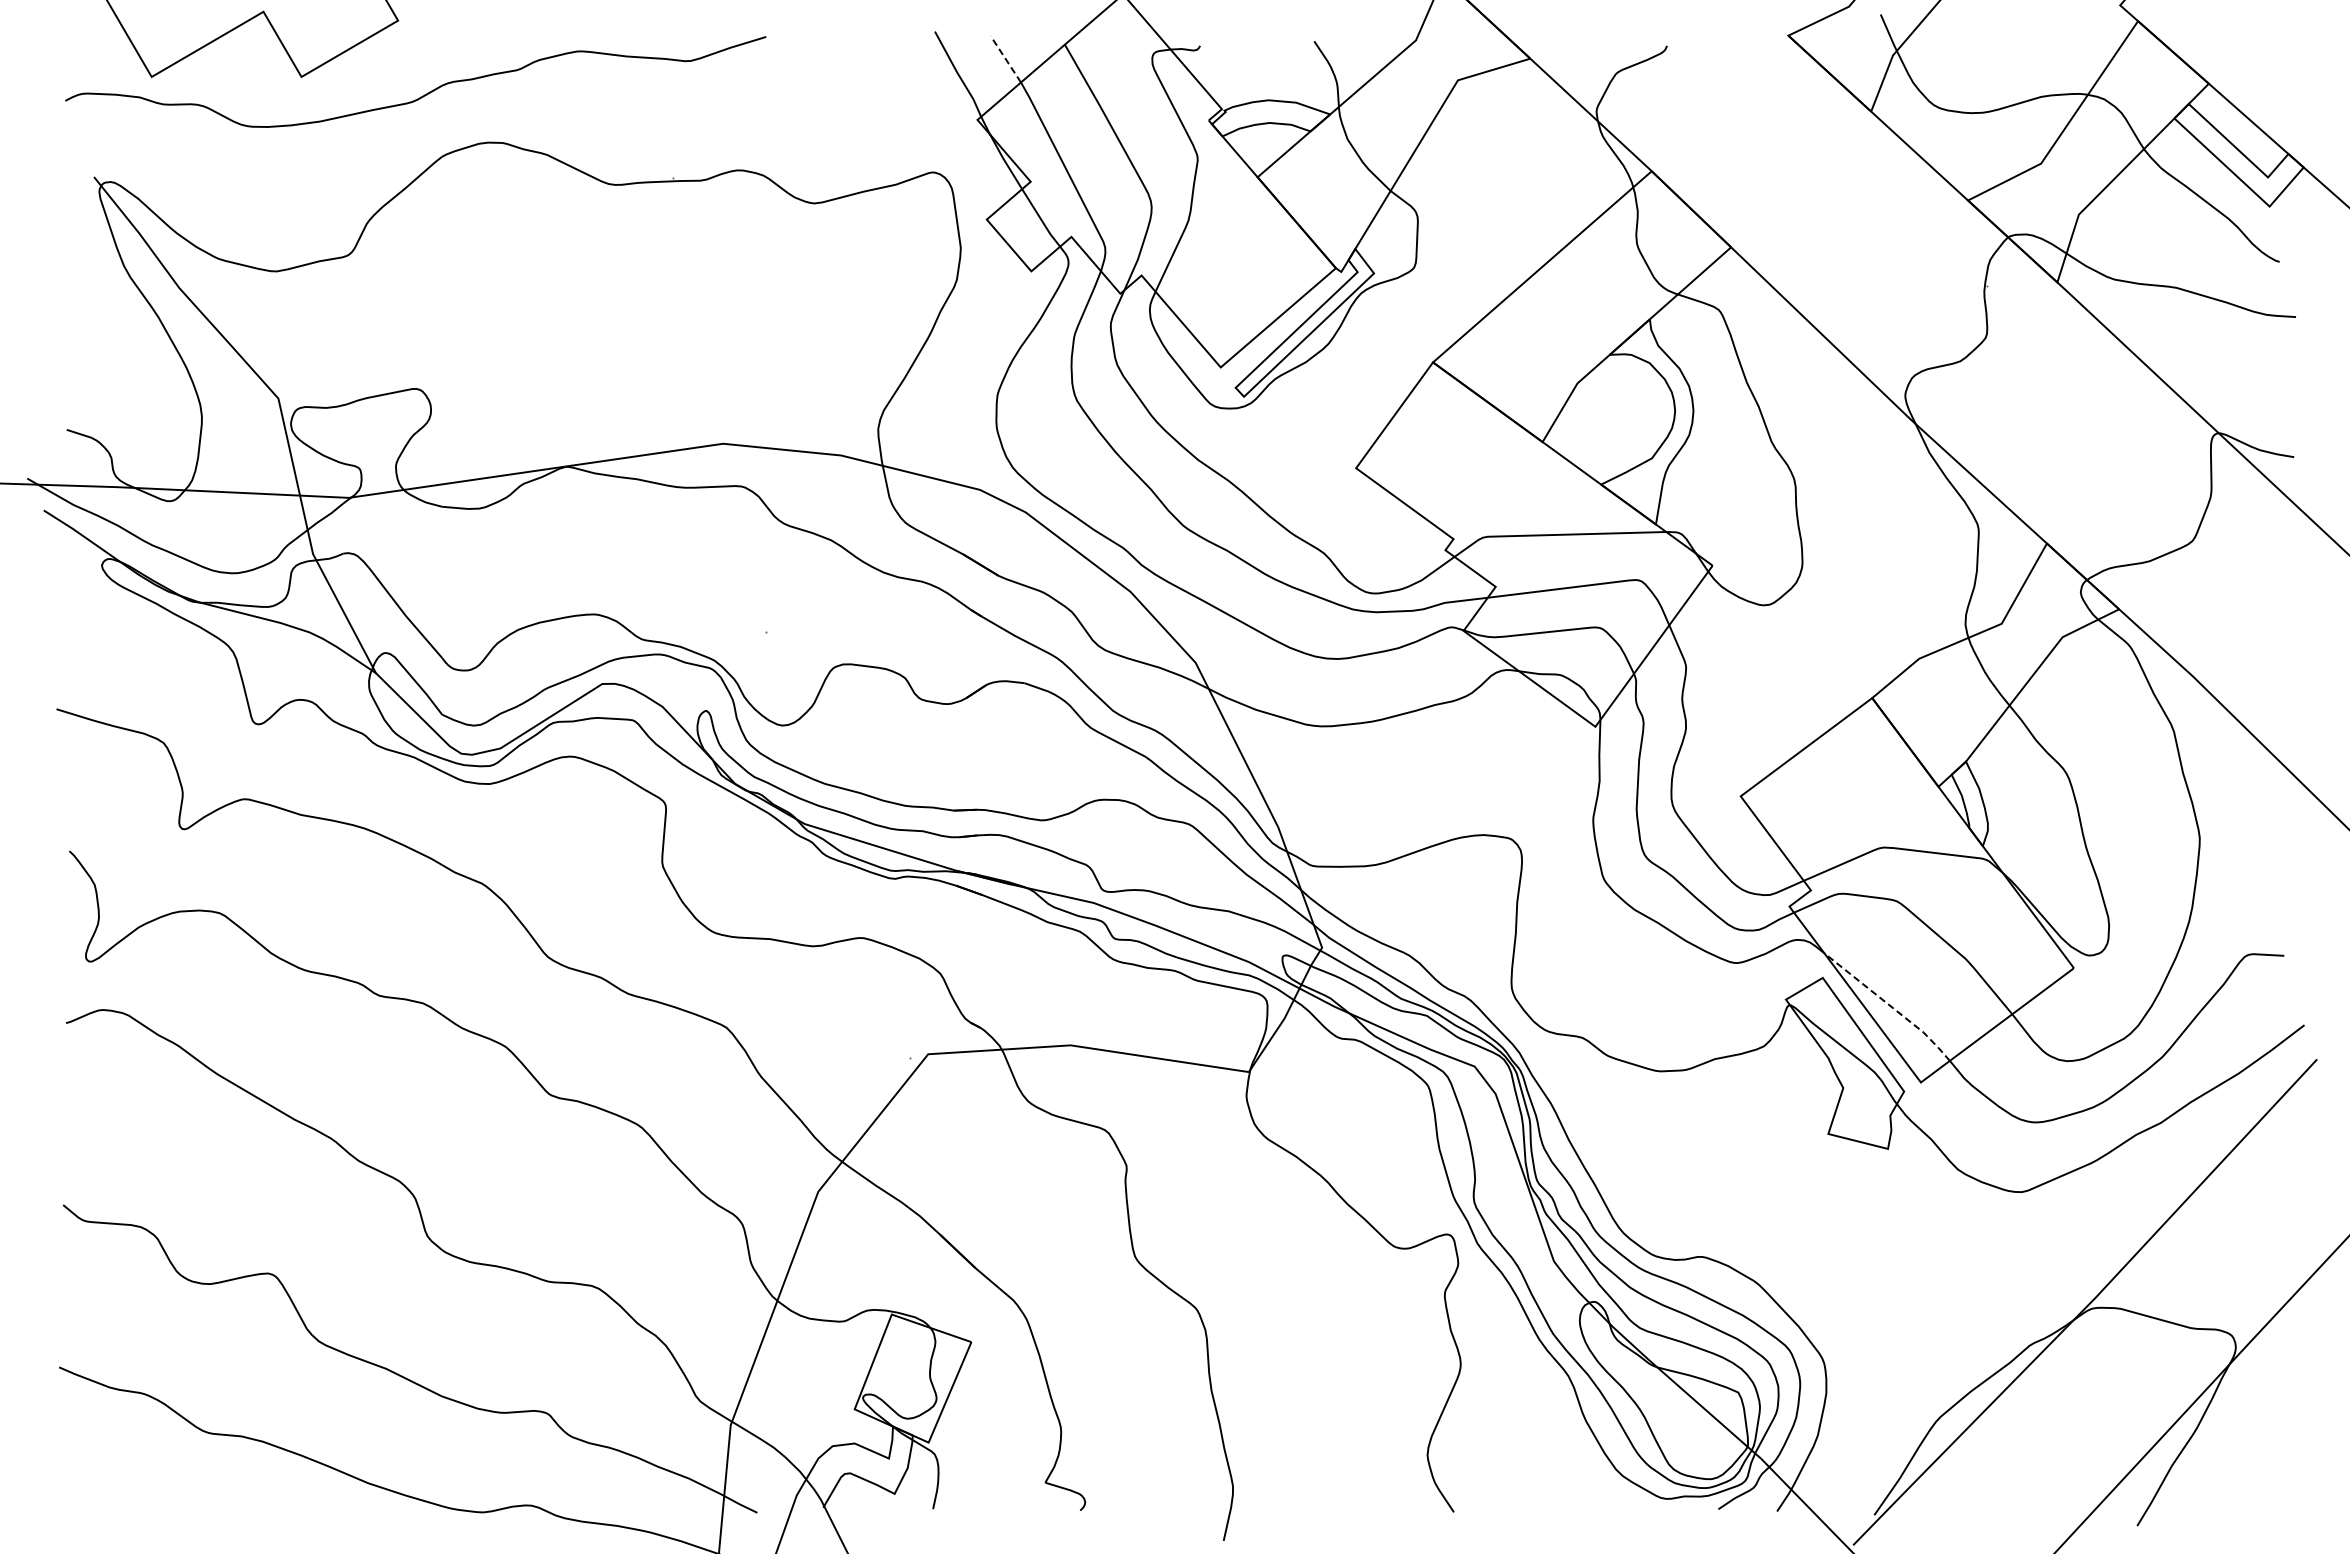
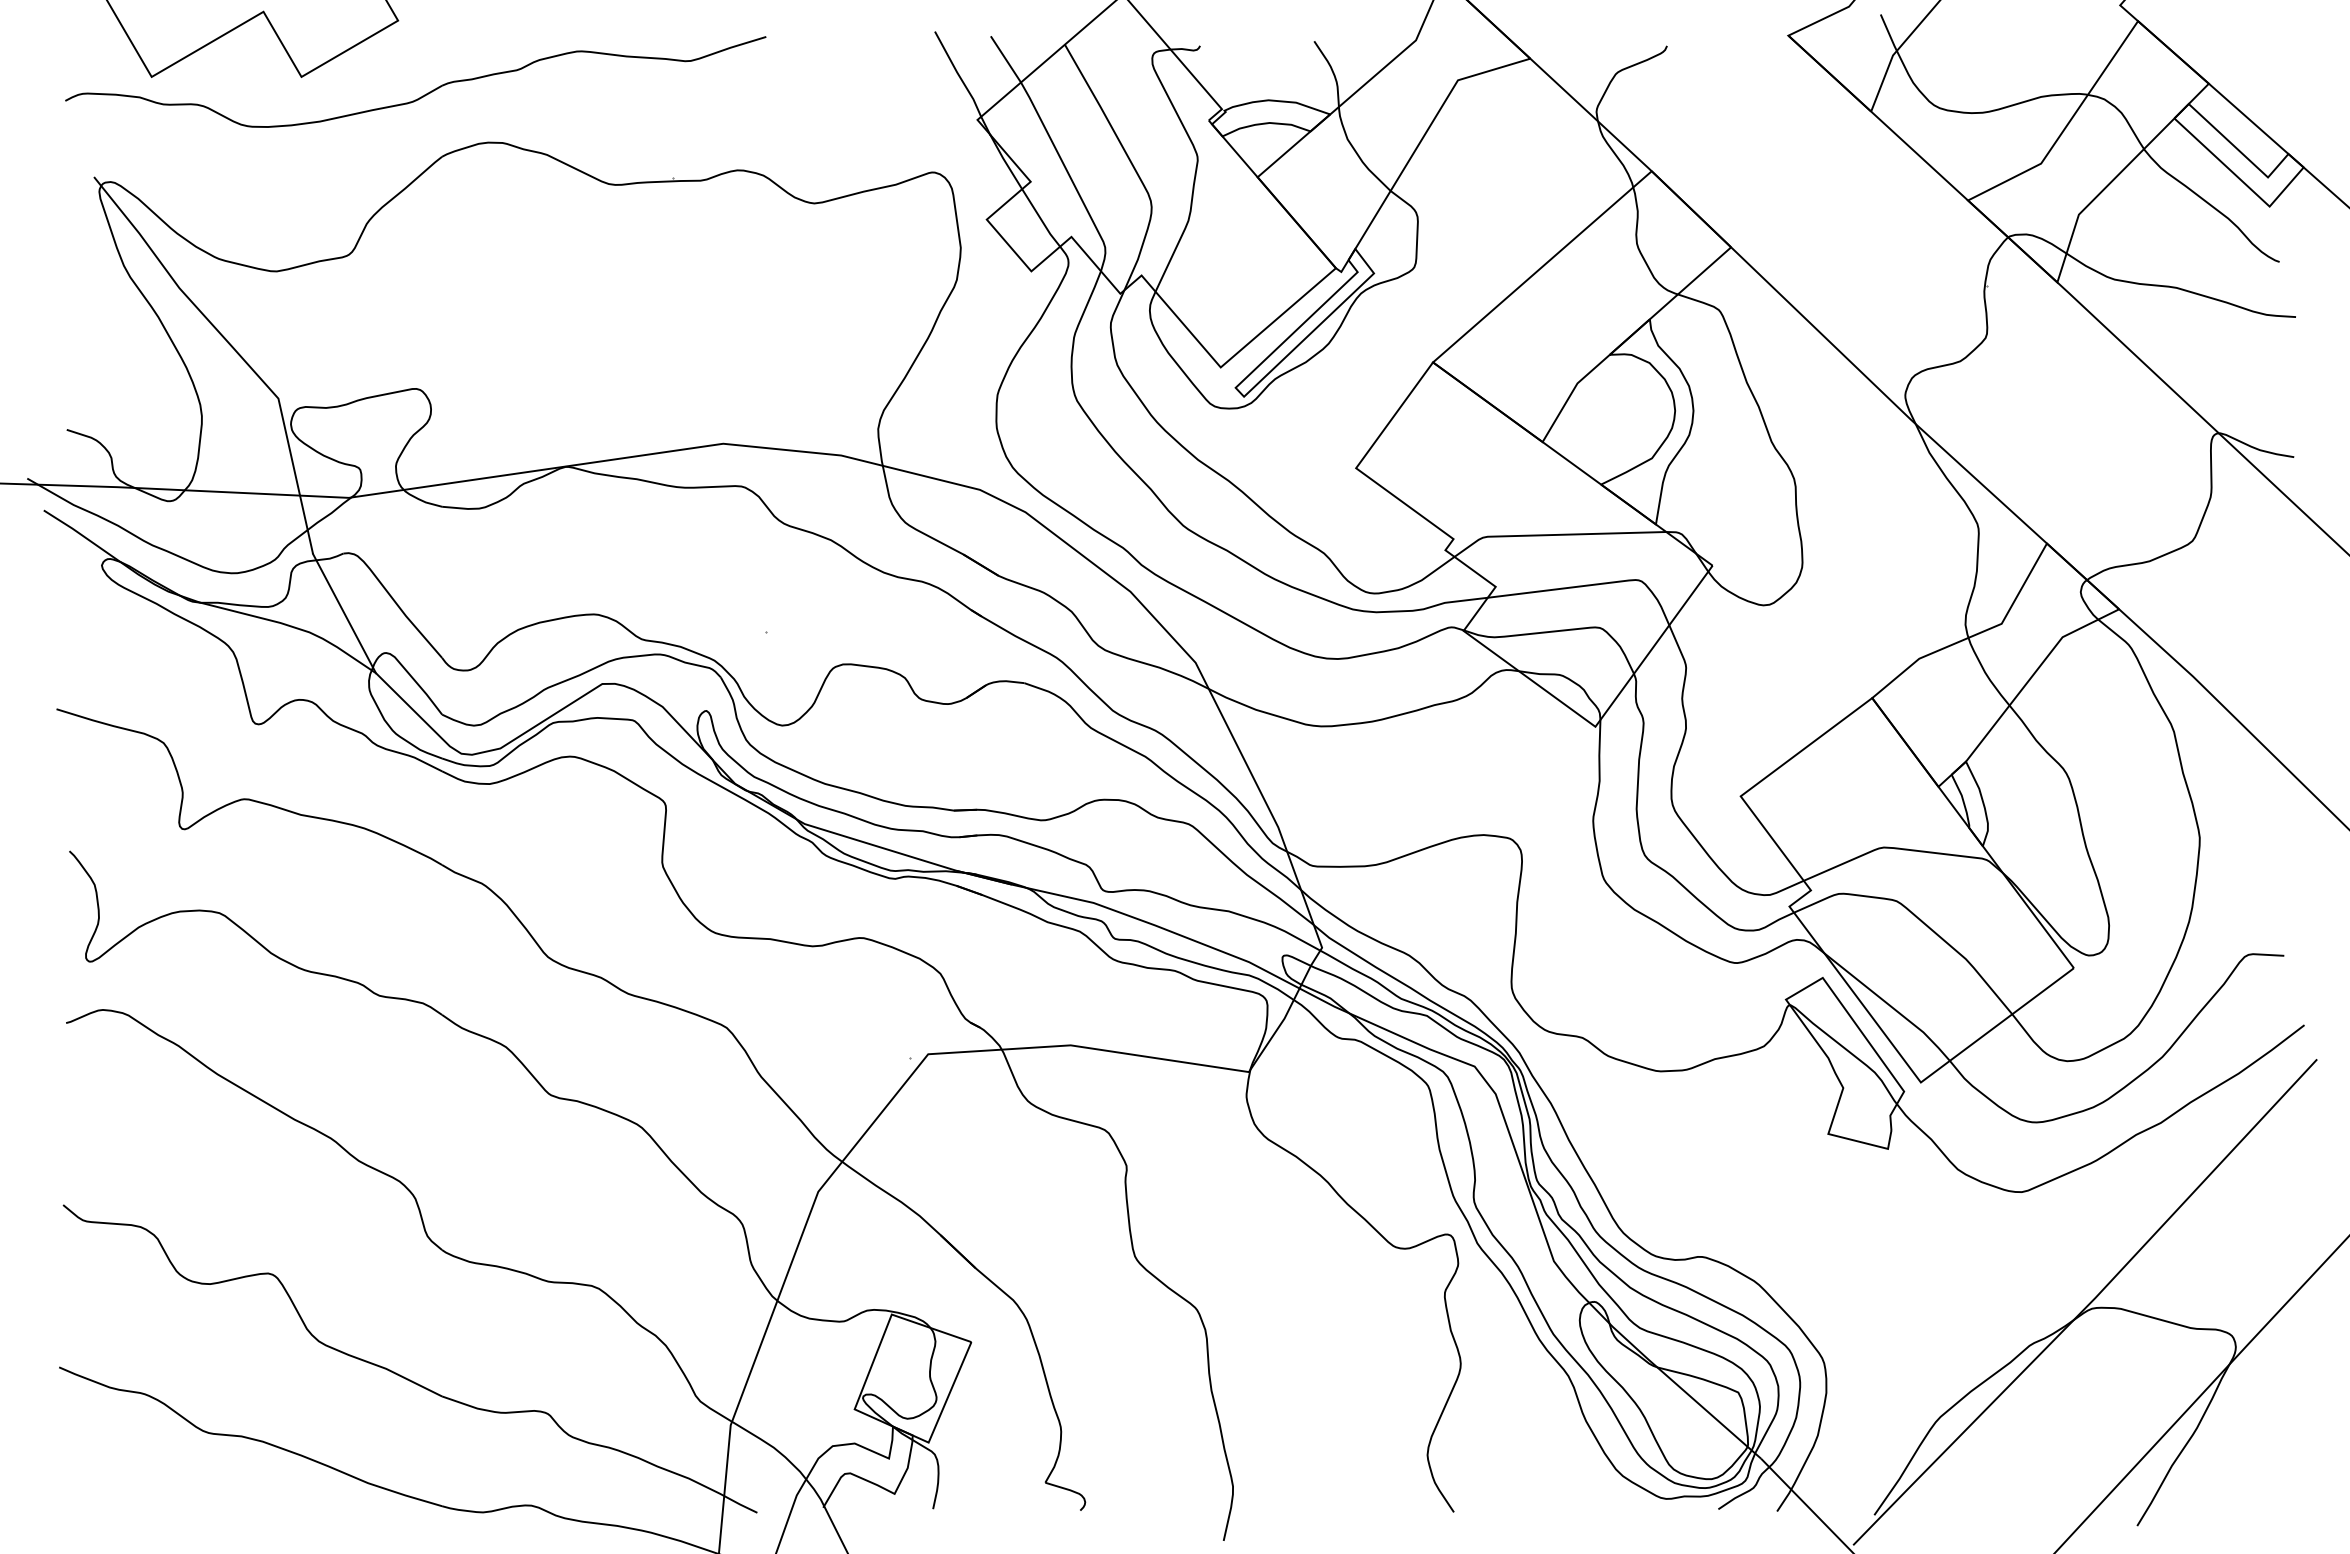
line: dashed -> solid (1005, 59)
line: dashed -> solid (1889, 1005)
